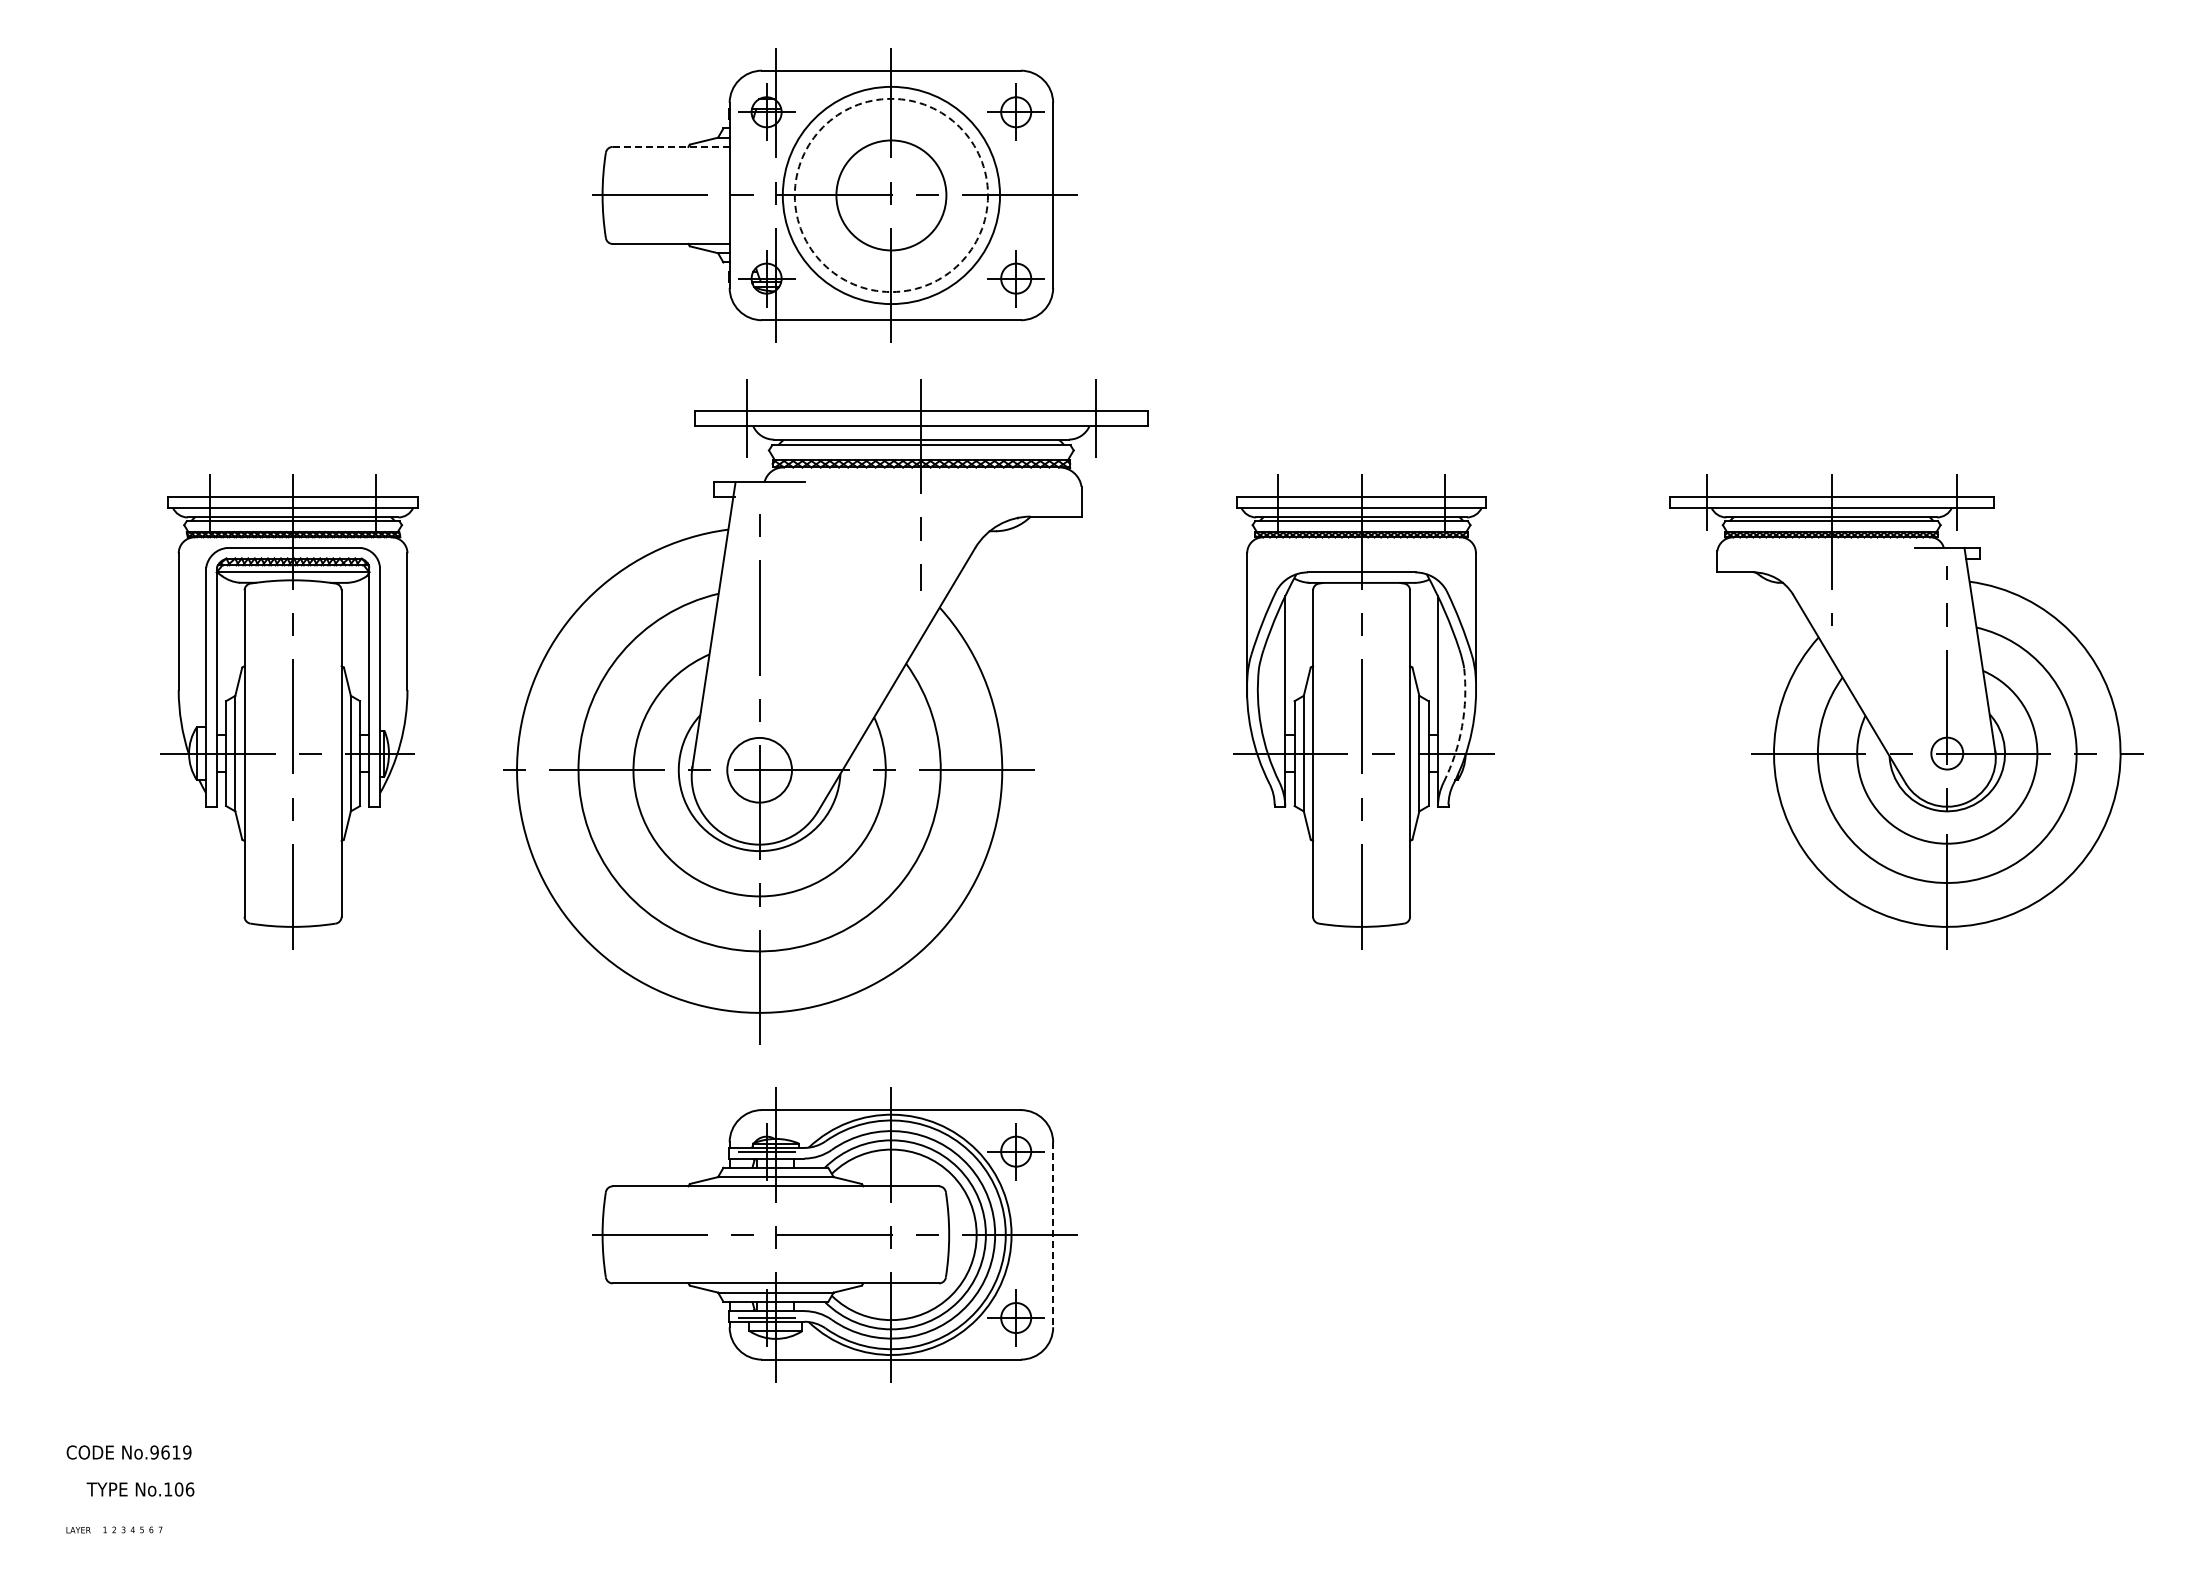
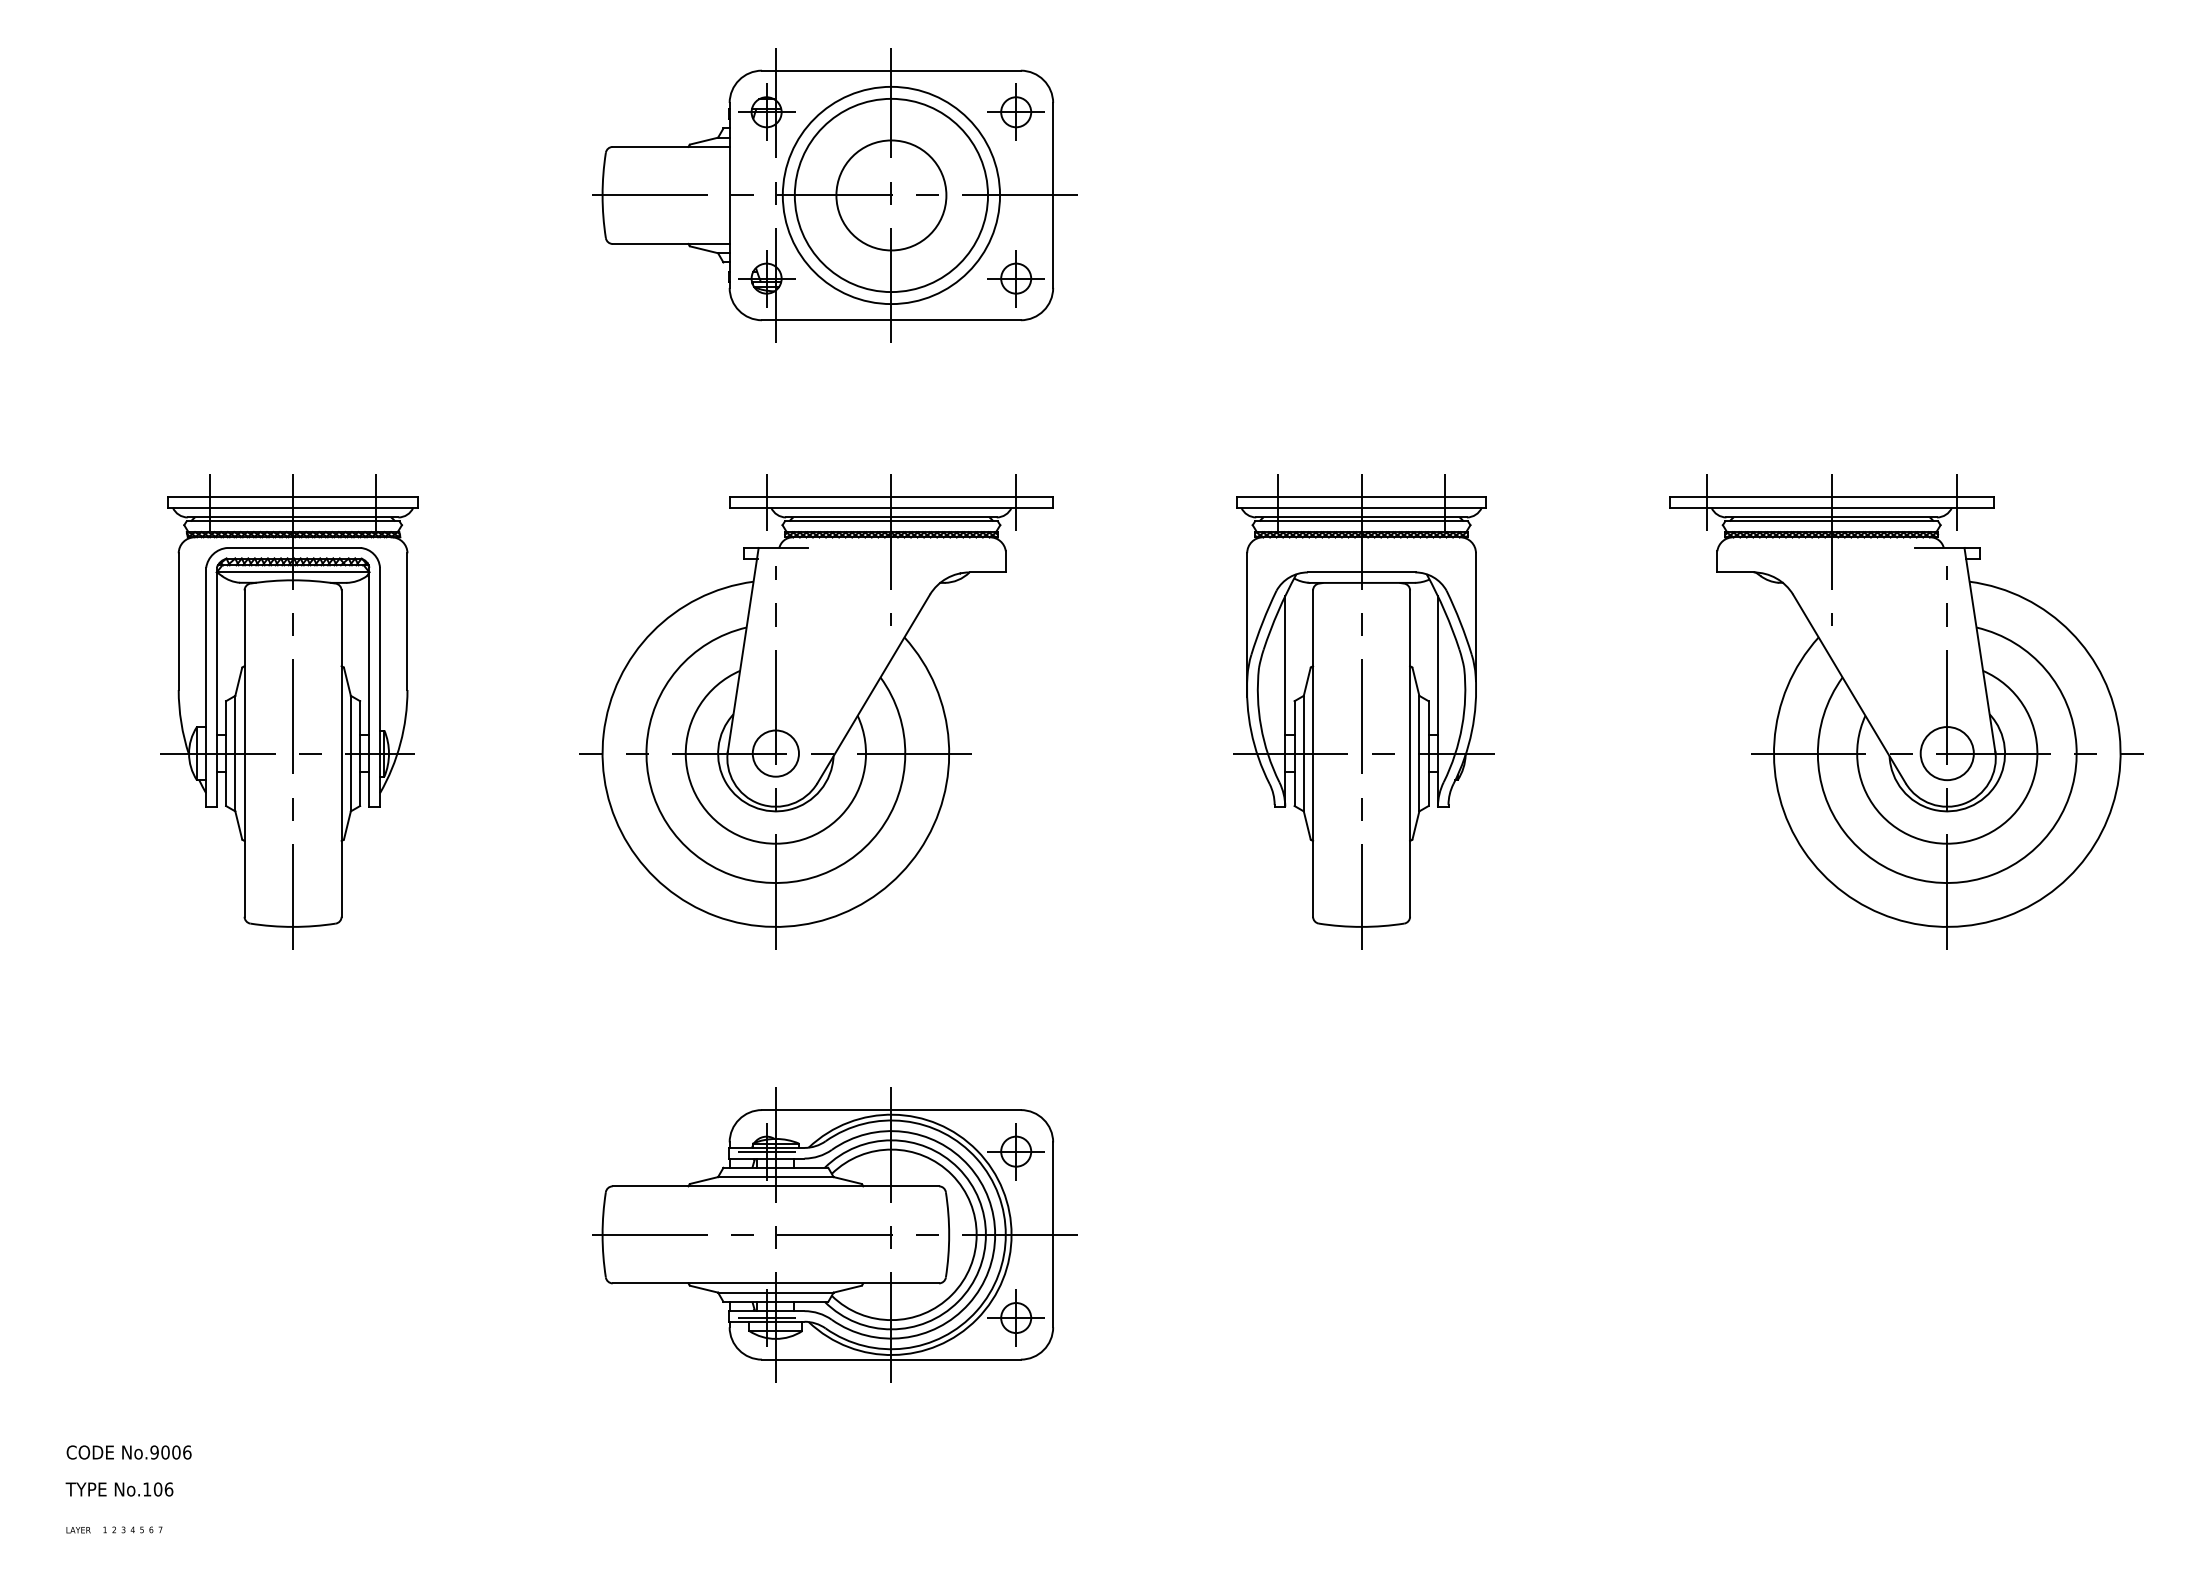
line: dashed -> solid (670, 146)
circle: dashed -> solid (891, 195)
part size: 646x666 px -> 475x476 px (816, 711)
arc: dashed -> solid (1462, 726)
circle diameter: 32 px -> 53 px (1946, 753)
line: dashed -> solid (1053, 1235)
text: No.9619 -> No.9006 (176, 1452)
text position: (140, 1489) -> (119, 1489) (119, 1489)
